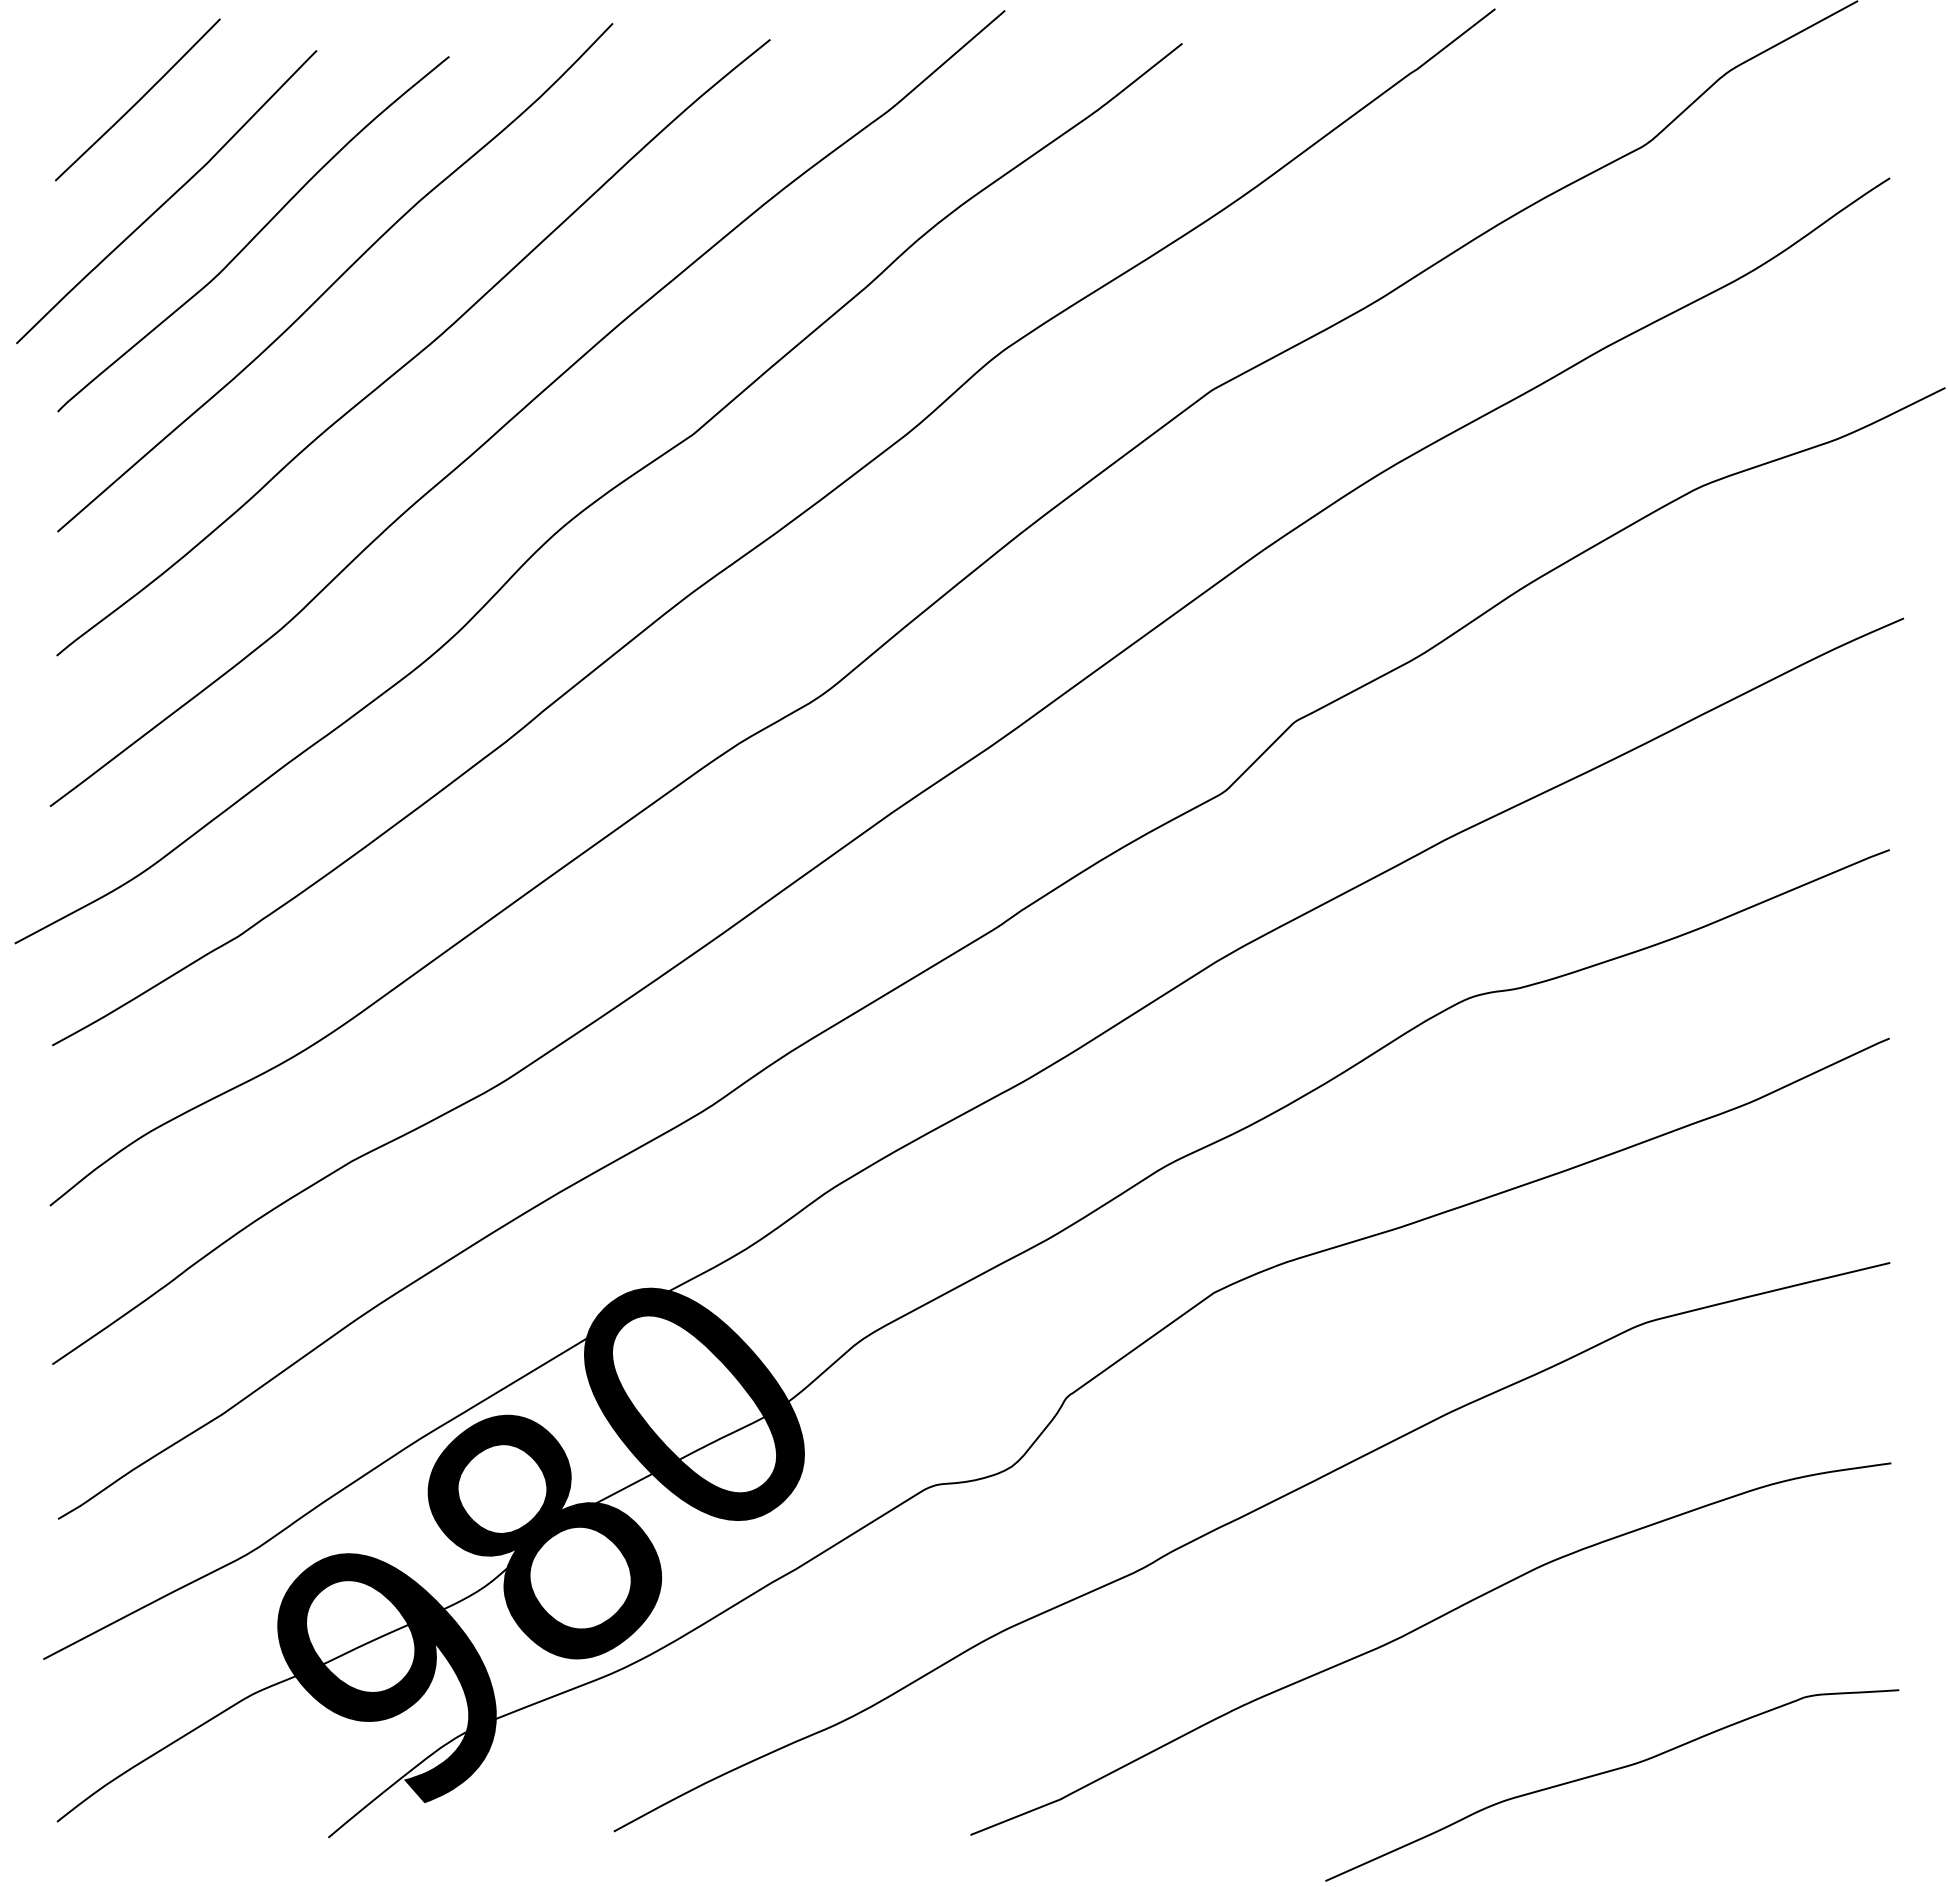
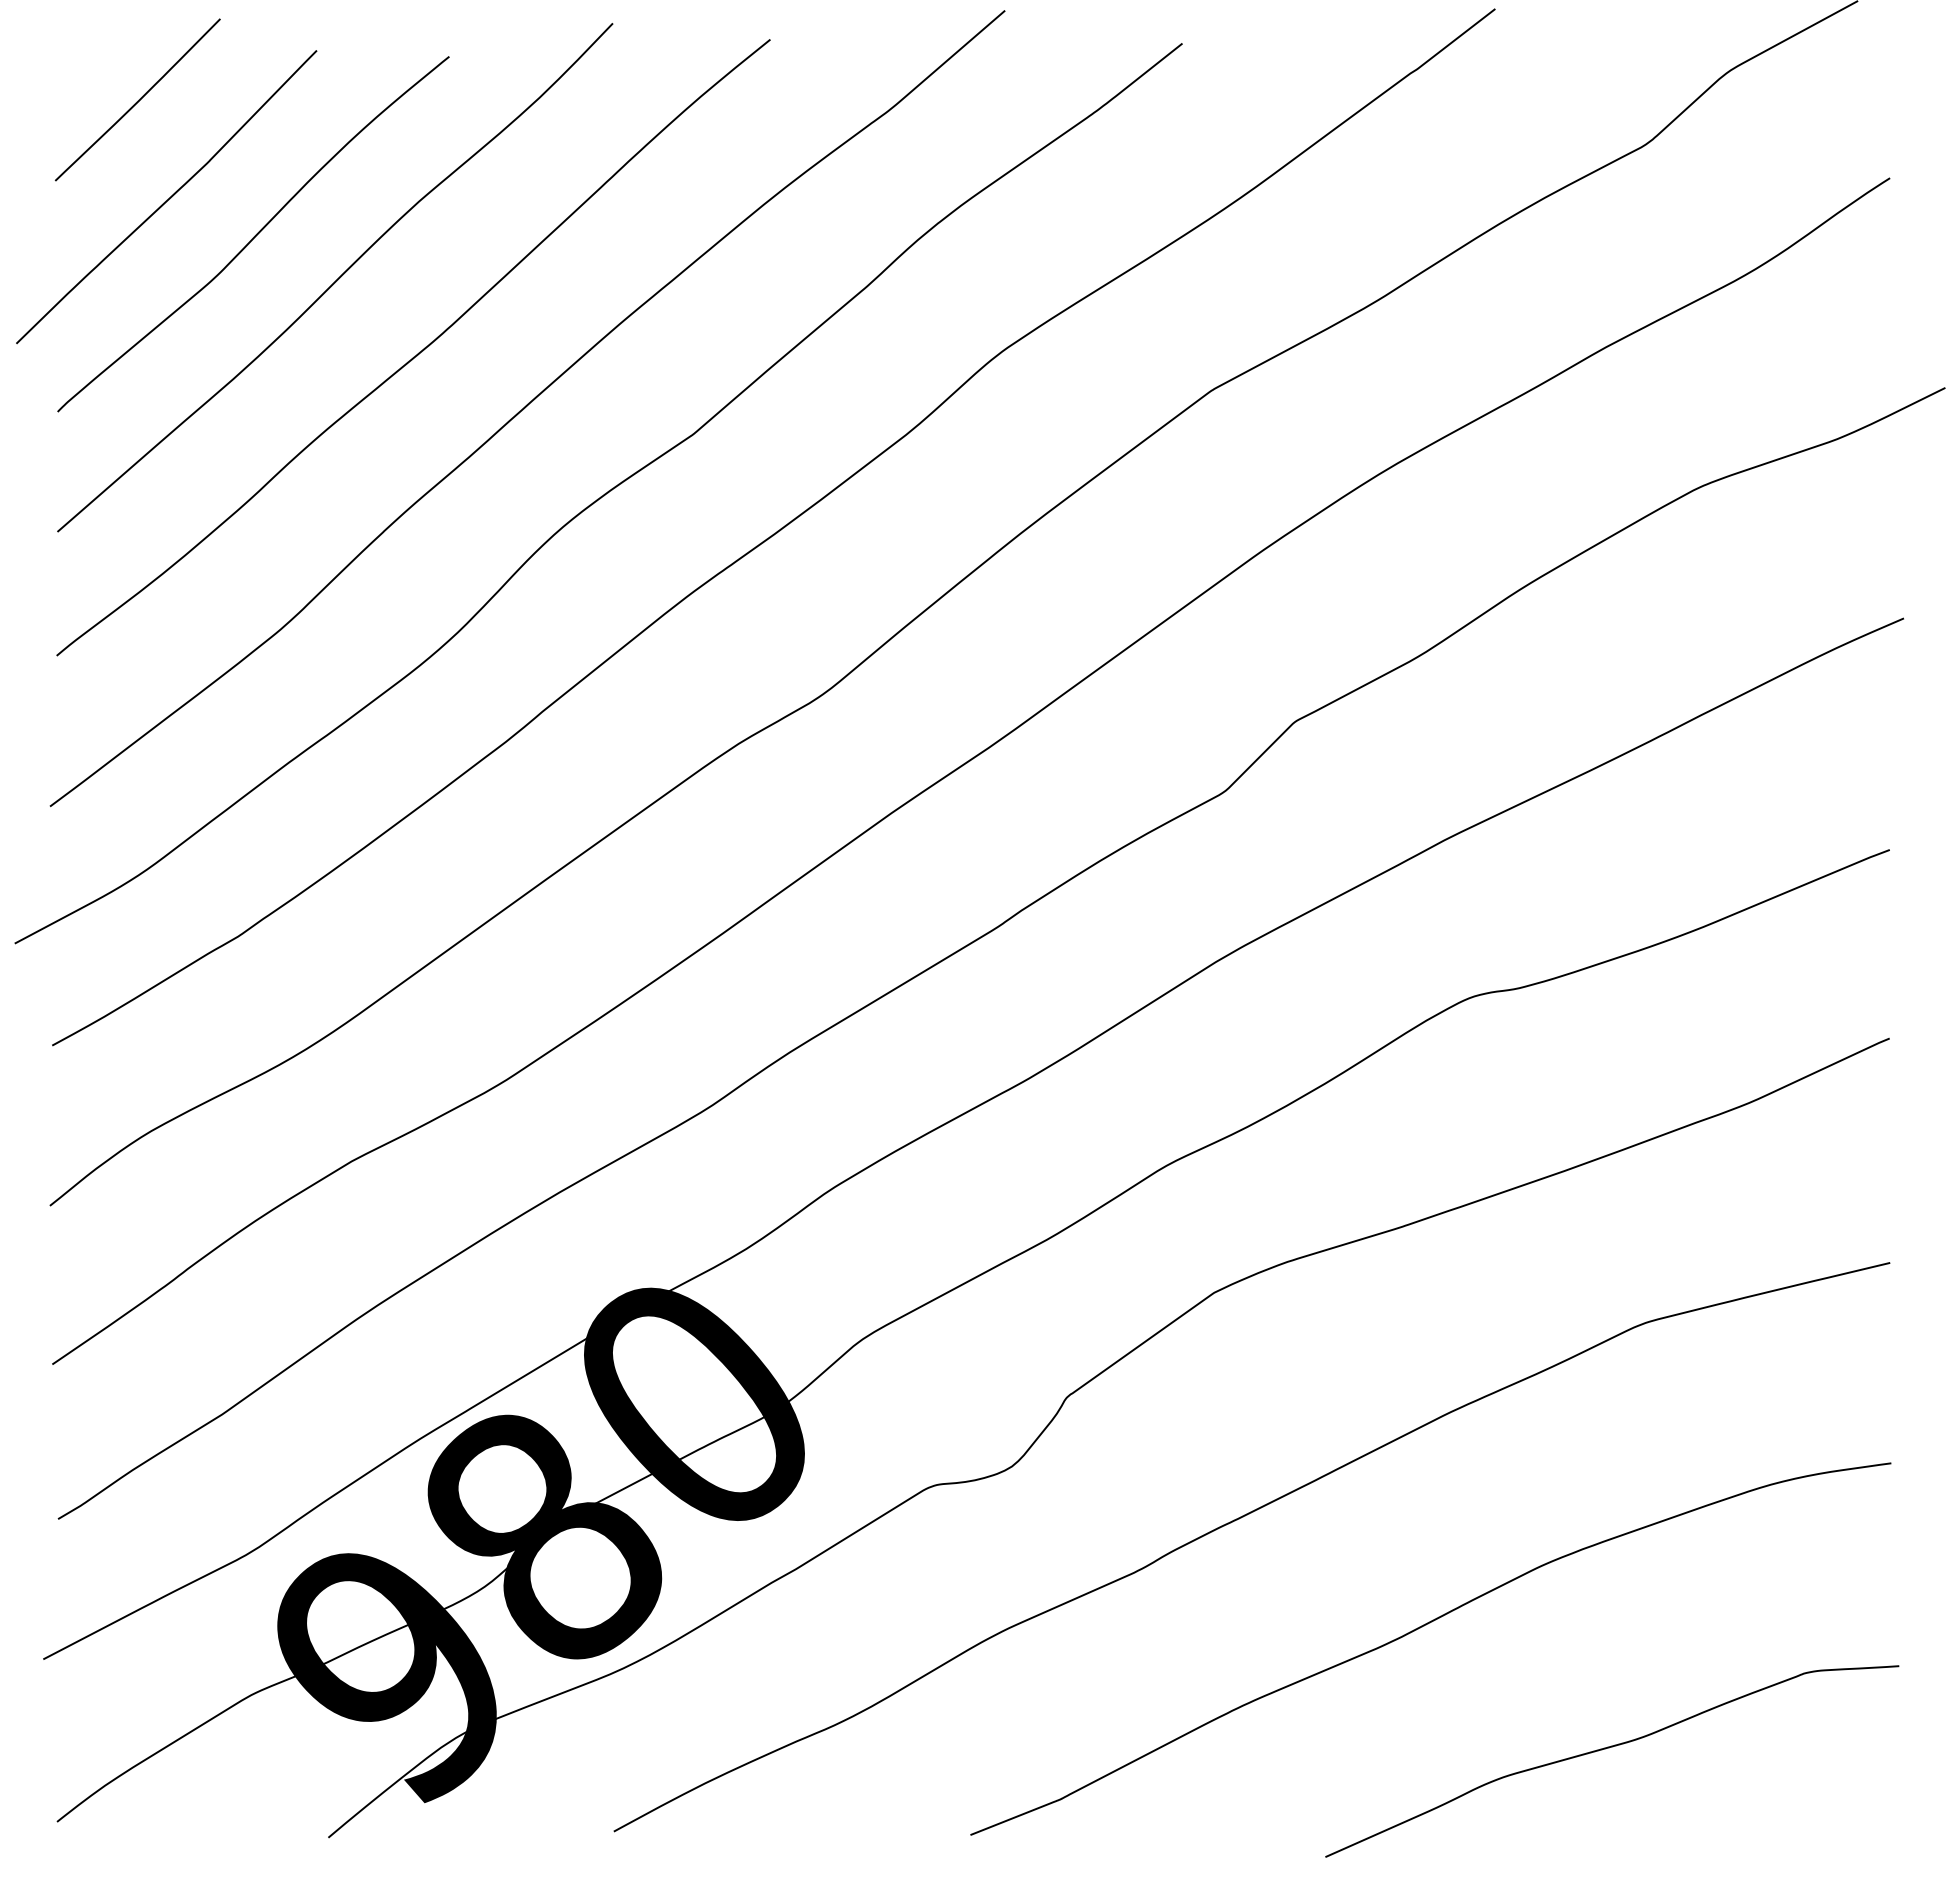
curve position: (1609, 1772) -> (1609, 1748) (1609, 1748)
